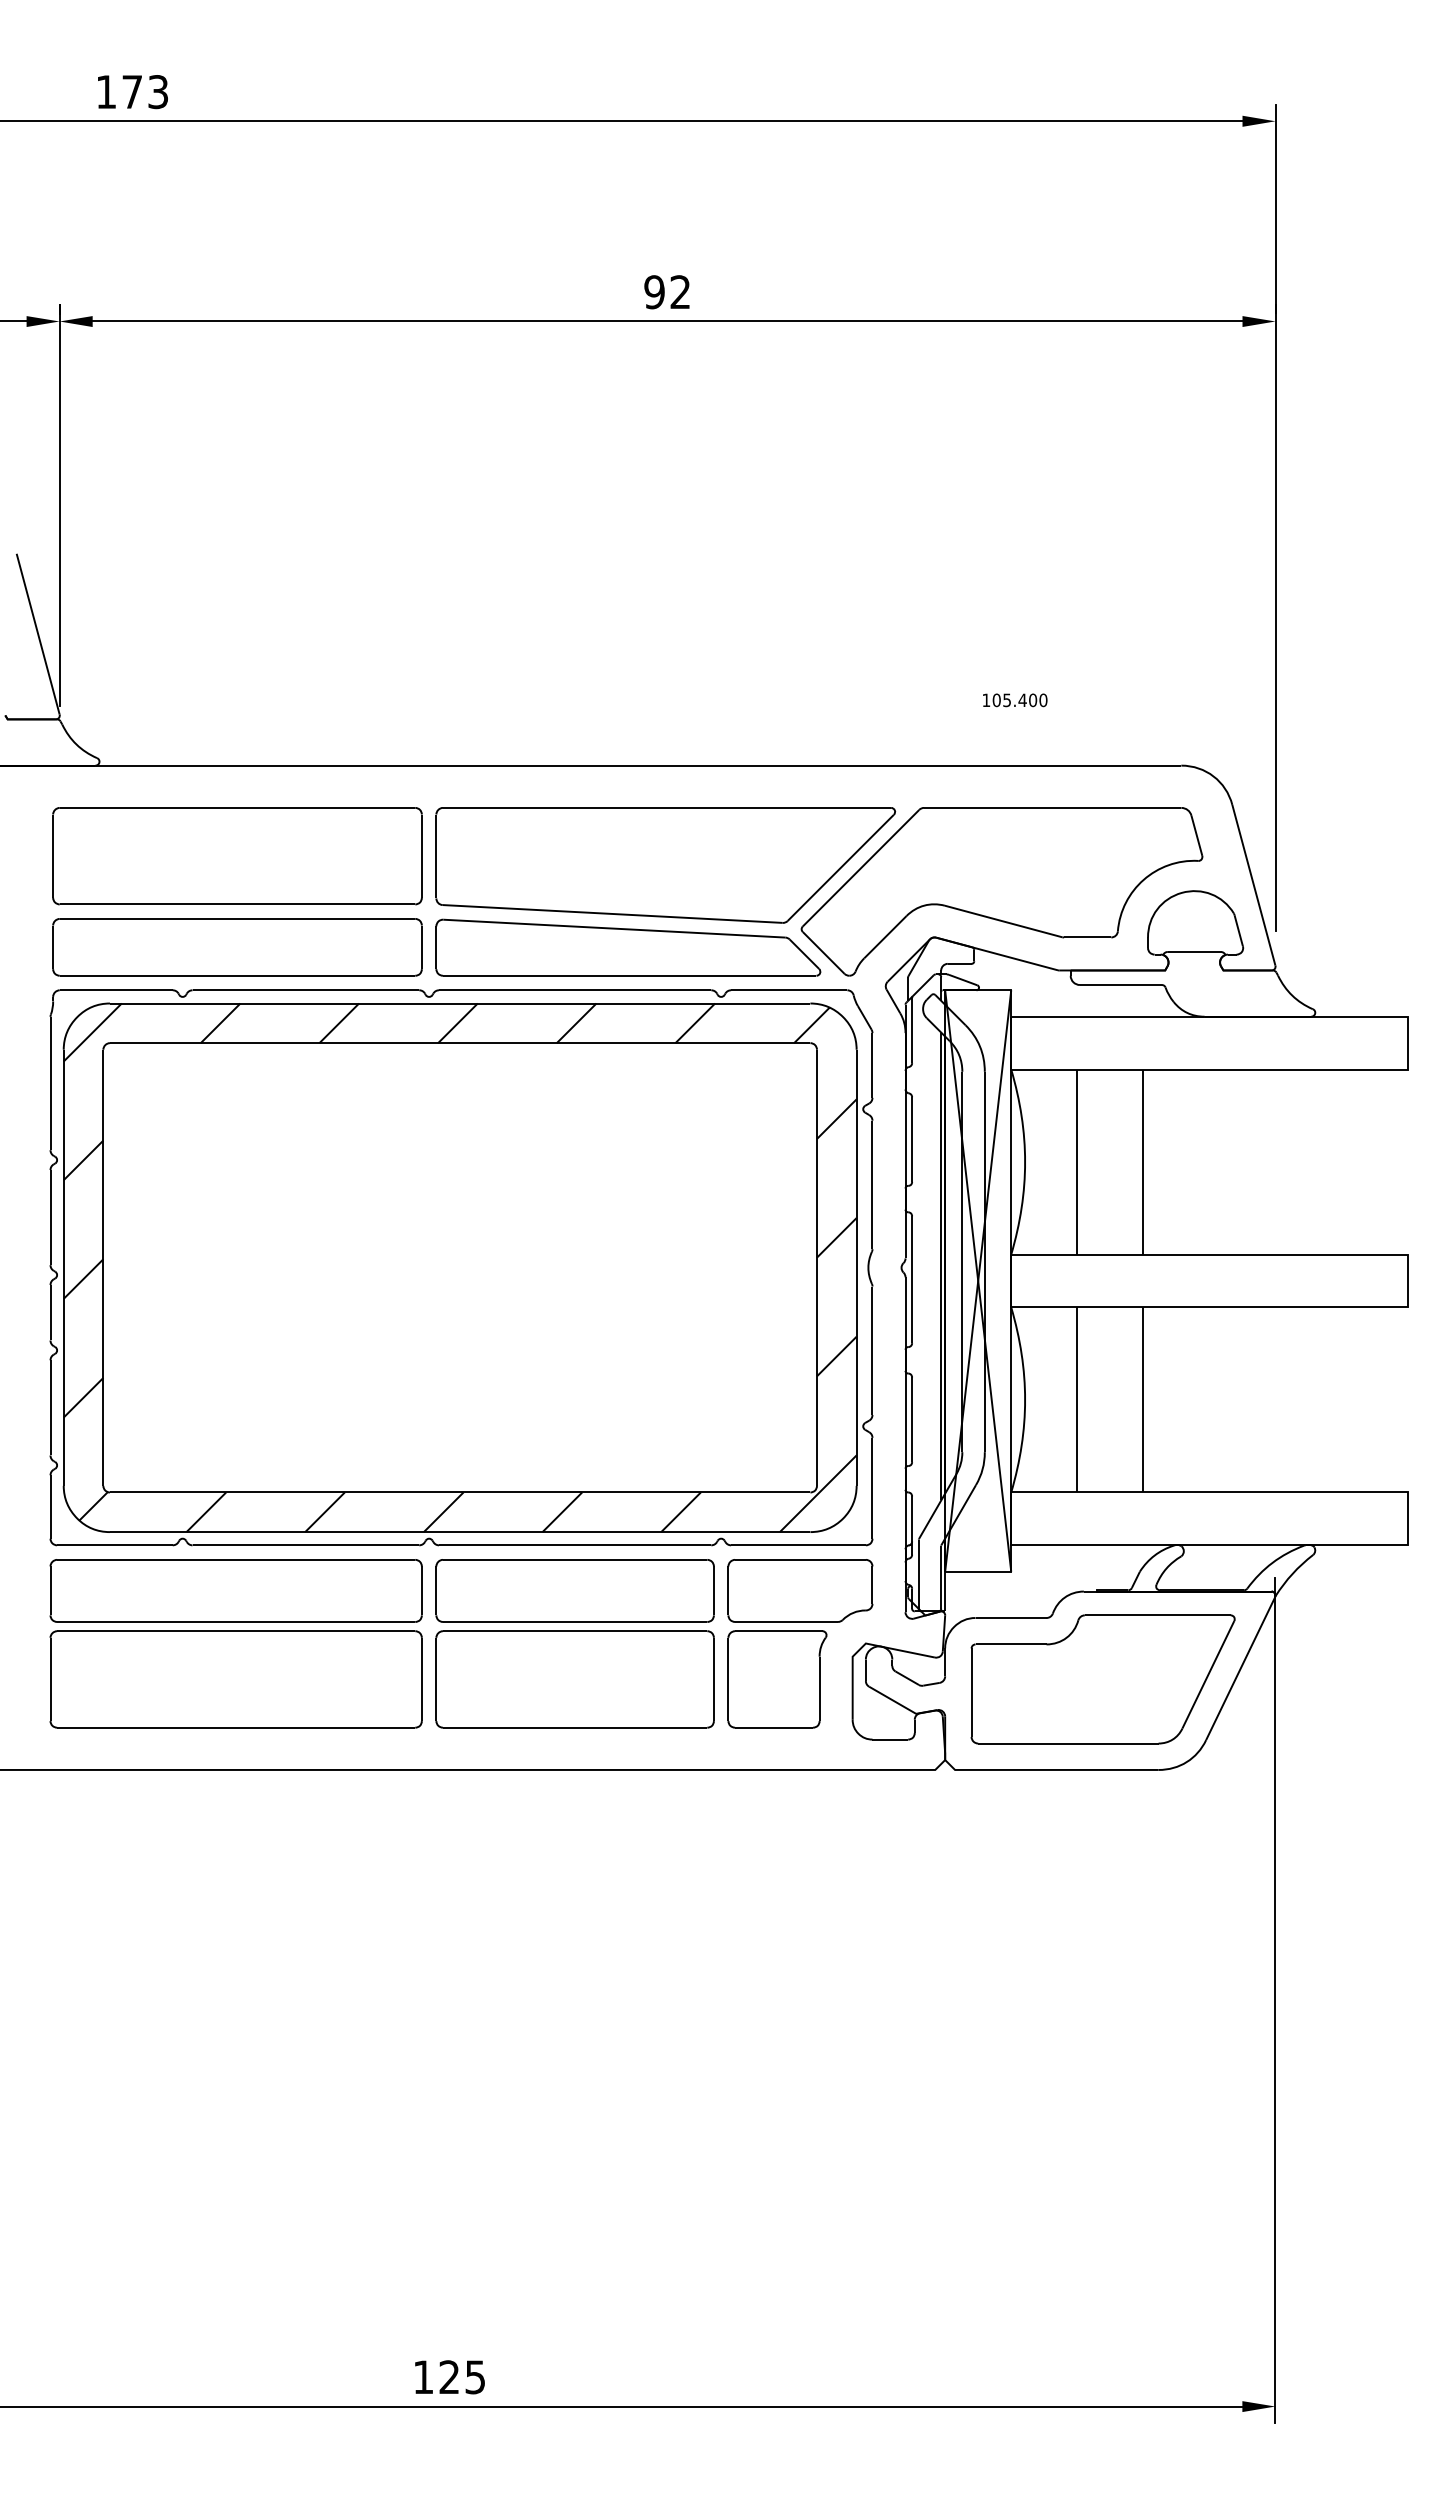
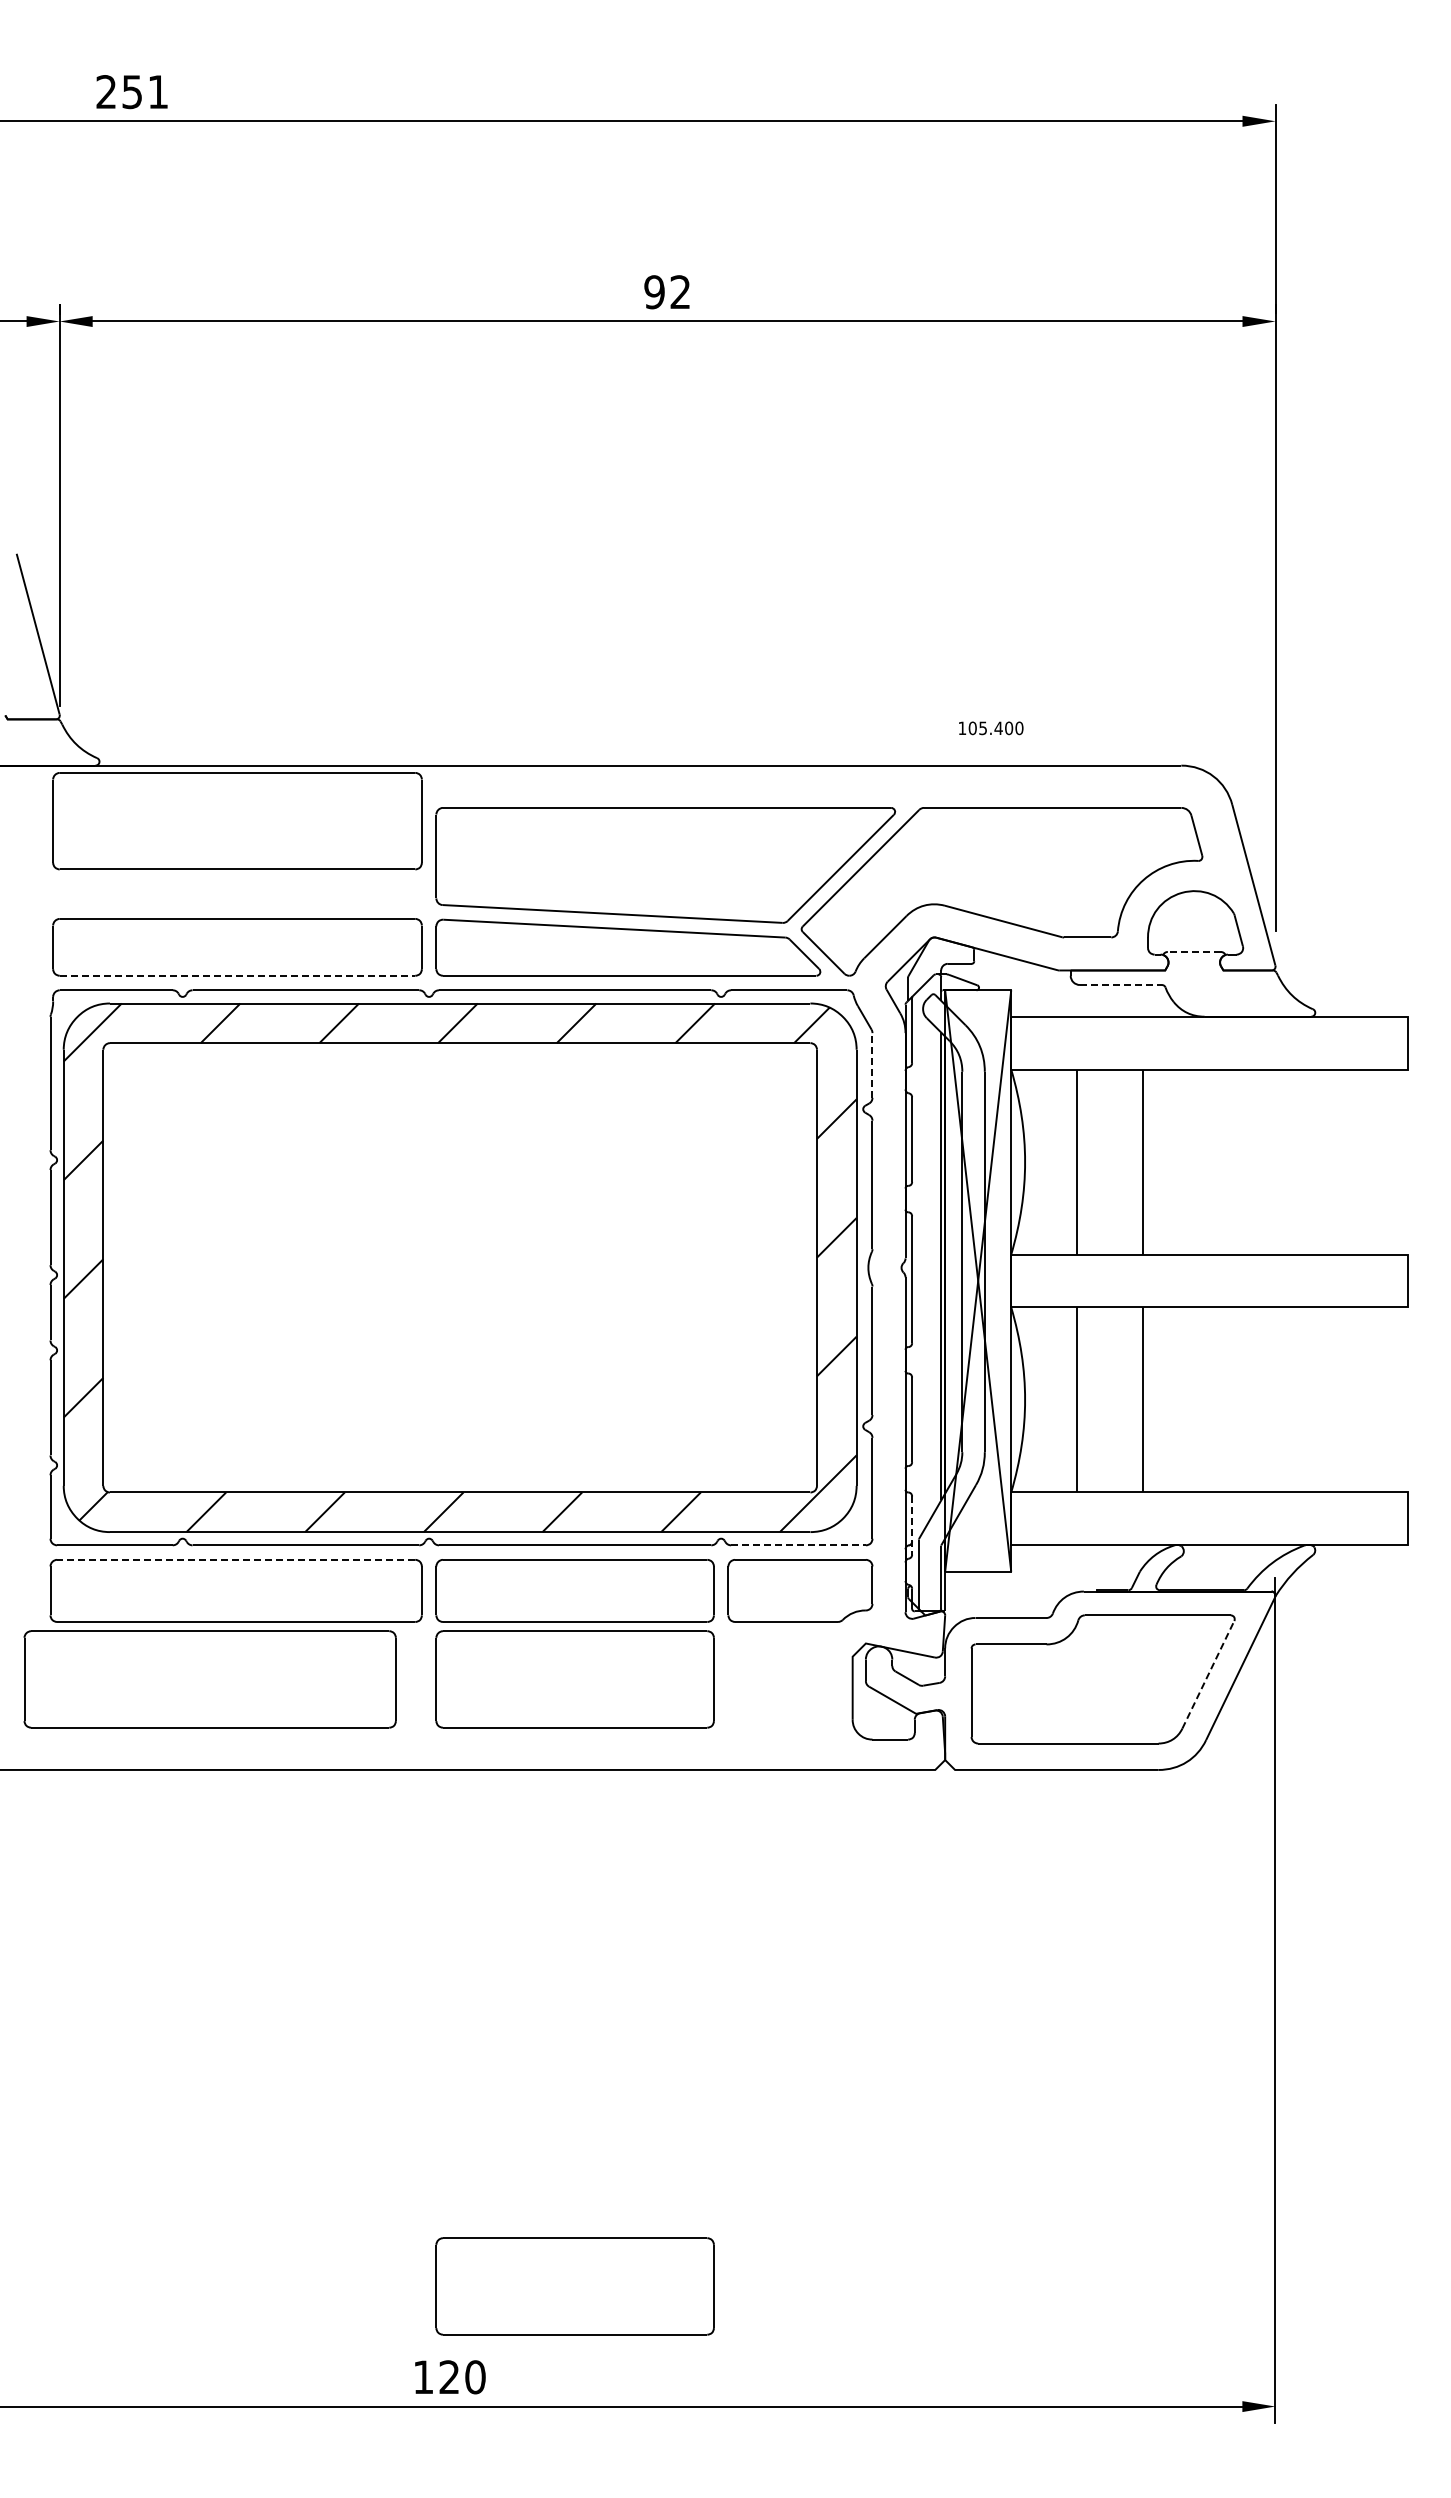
text: 173 -> 251 (131, 92)
text position: (1015, 700) -> (991, 728) (991, 728)
part position: (237, 856) -> (237, 821) (237, 821)
line: solid -> dashed (1193, 951)
line: solid -> dashed (237, 975)
line: solid -> dashed (1120, 985)
line: solid -> dashed (872, 1064)
line: solid -> dashed (912, 1526)
line: solid -> dashed (798, 1545)
line: solid -> dashed (235, 1559)
line: solid -> dashed (1208, 1674)
part position: (235, 1679) -> (209, 1679) (209, 1679)
part: present -> none (777, 1679)
part: none -> present (574, 2286)
text: 125 -> 120 (475, 2377)
